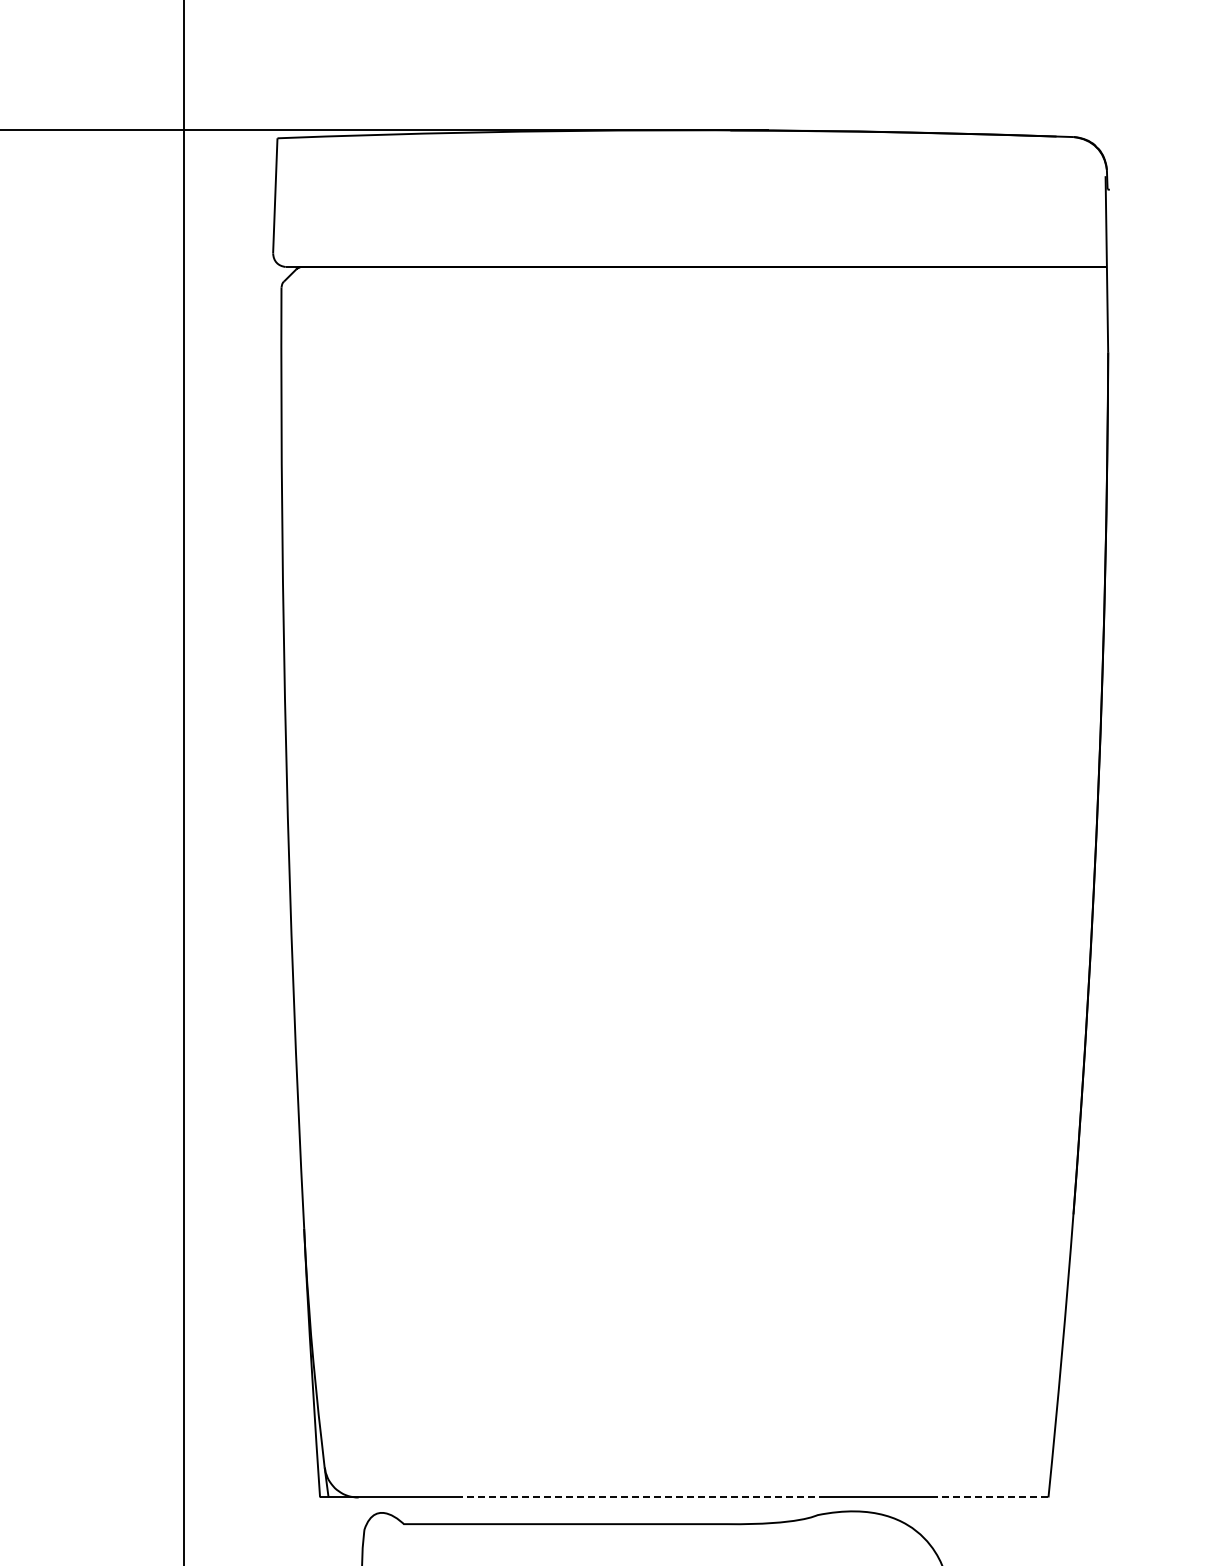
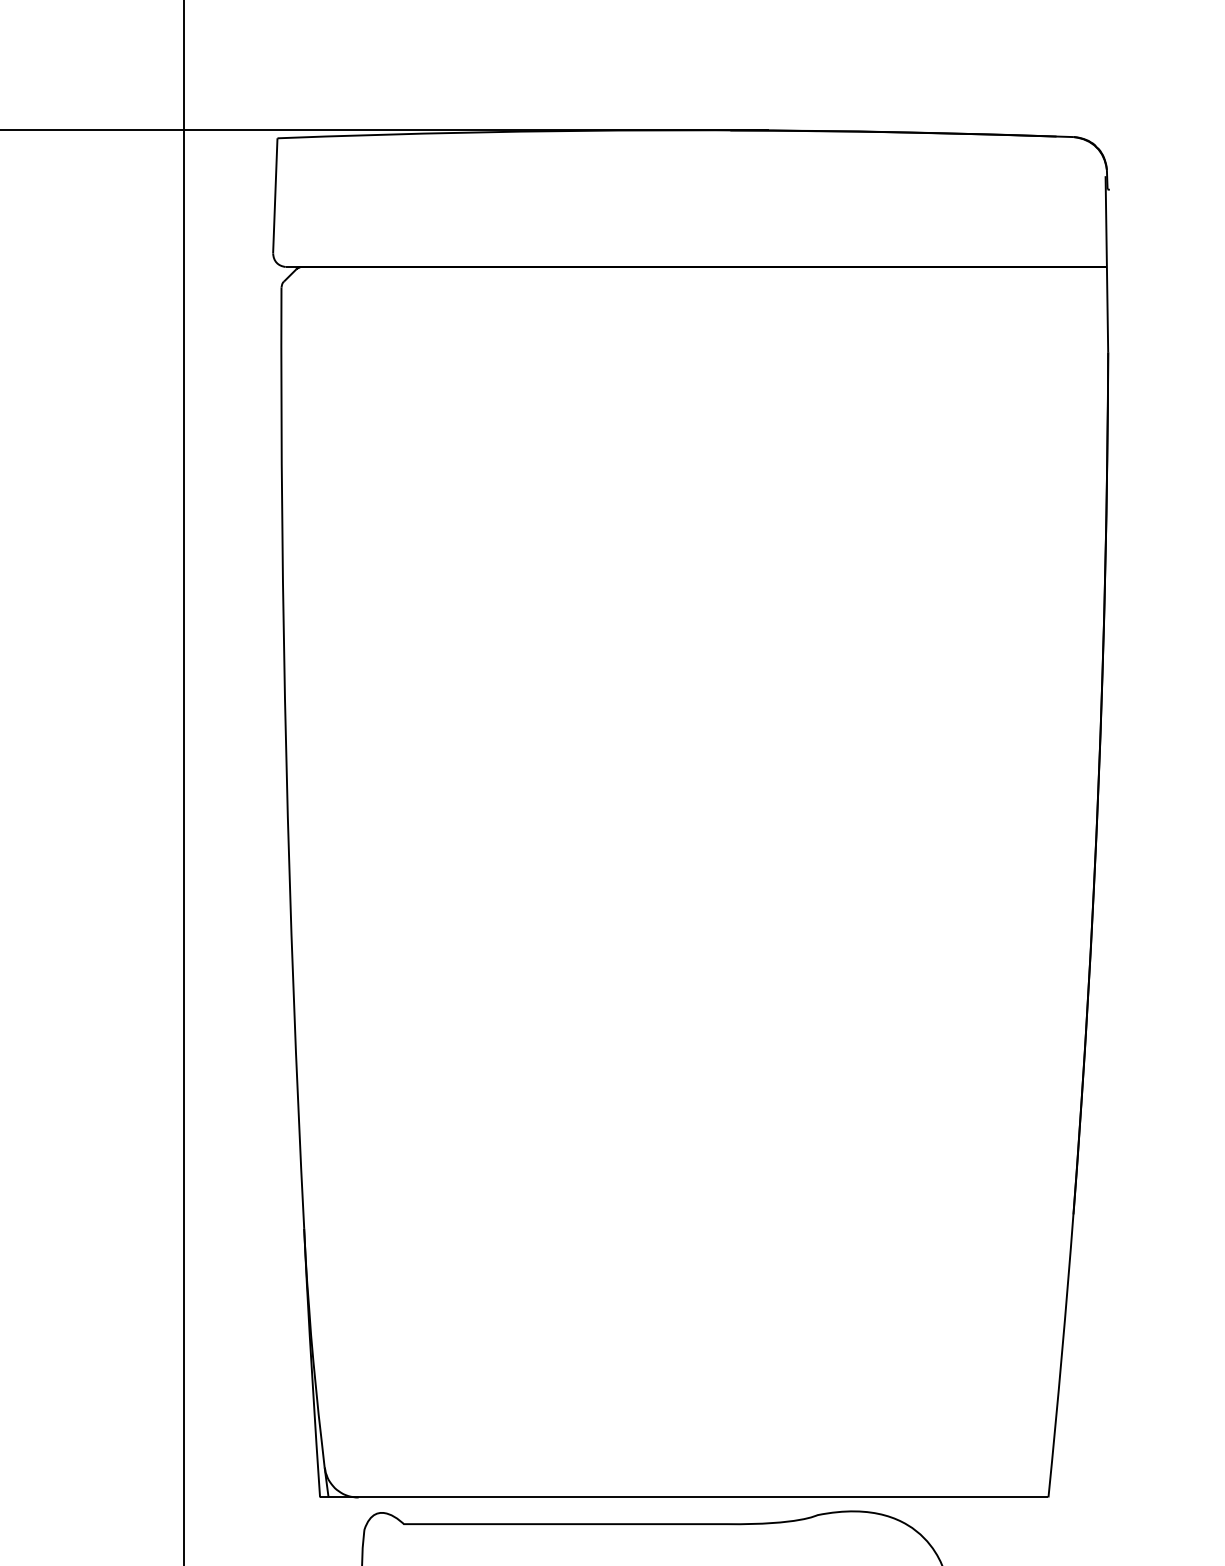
line: dashed -> solid (644, 1497)
line: dashed -> solid (992, 1497)
